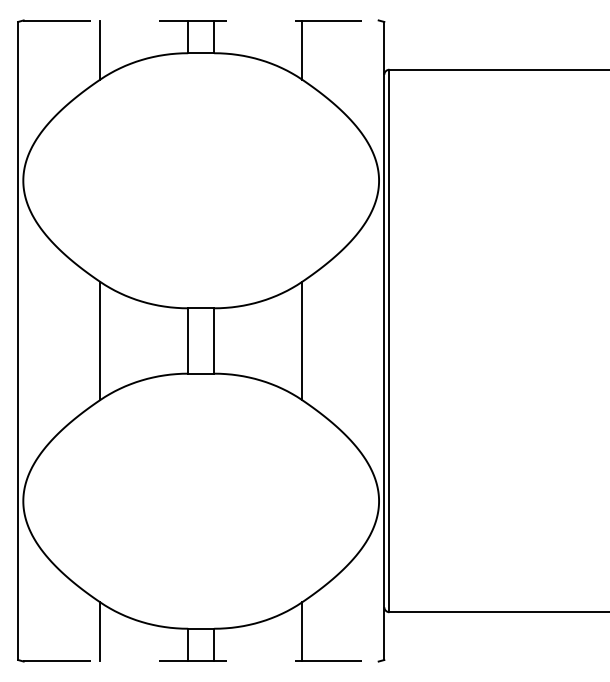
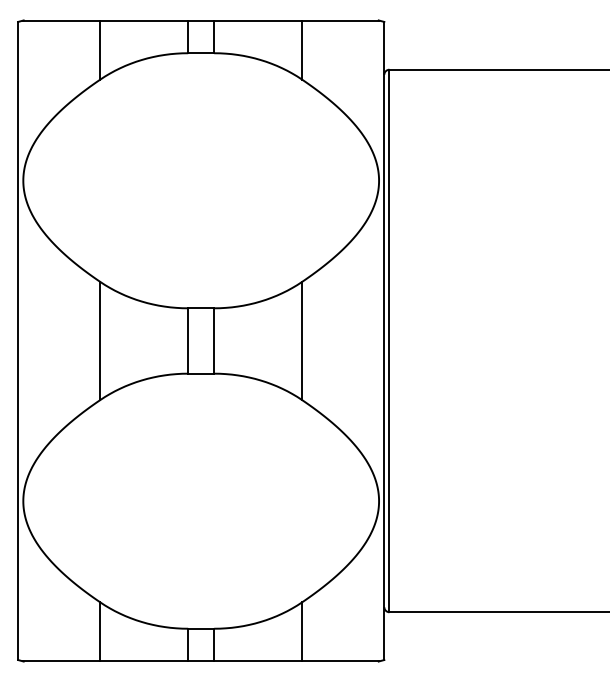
line: dashed -> solid (201, 20)
line: dashed -> solid (201, 661)
